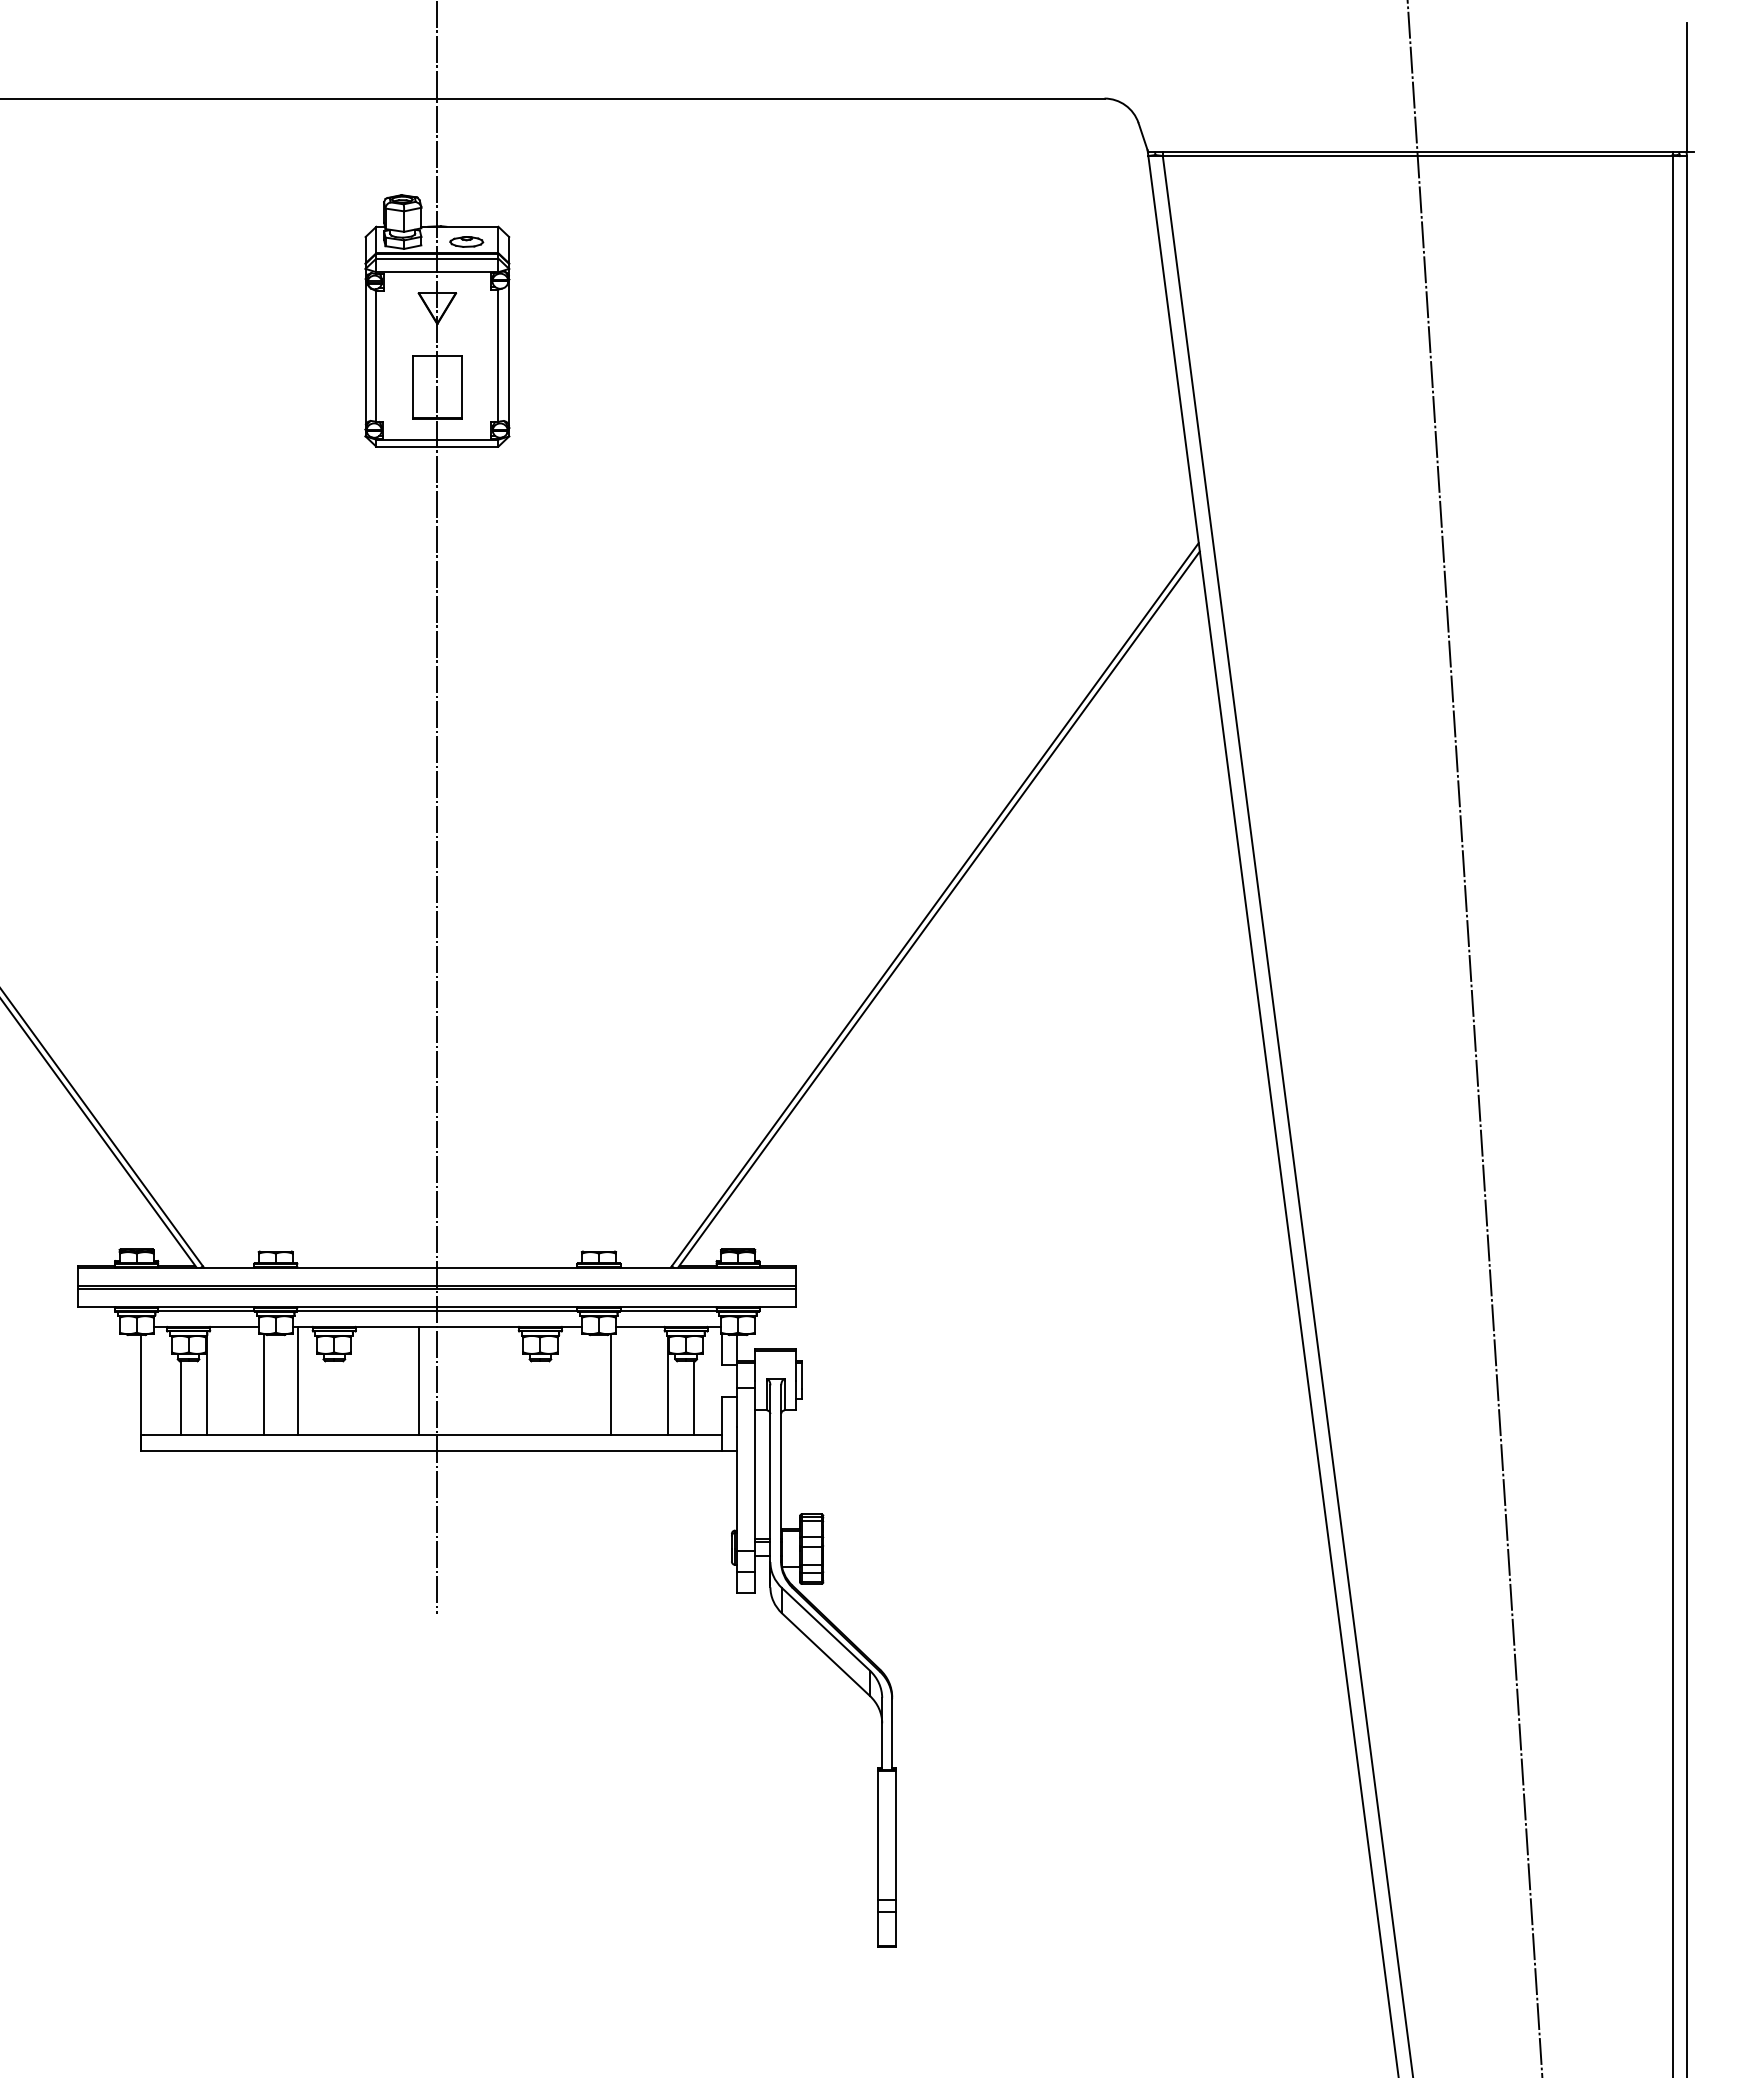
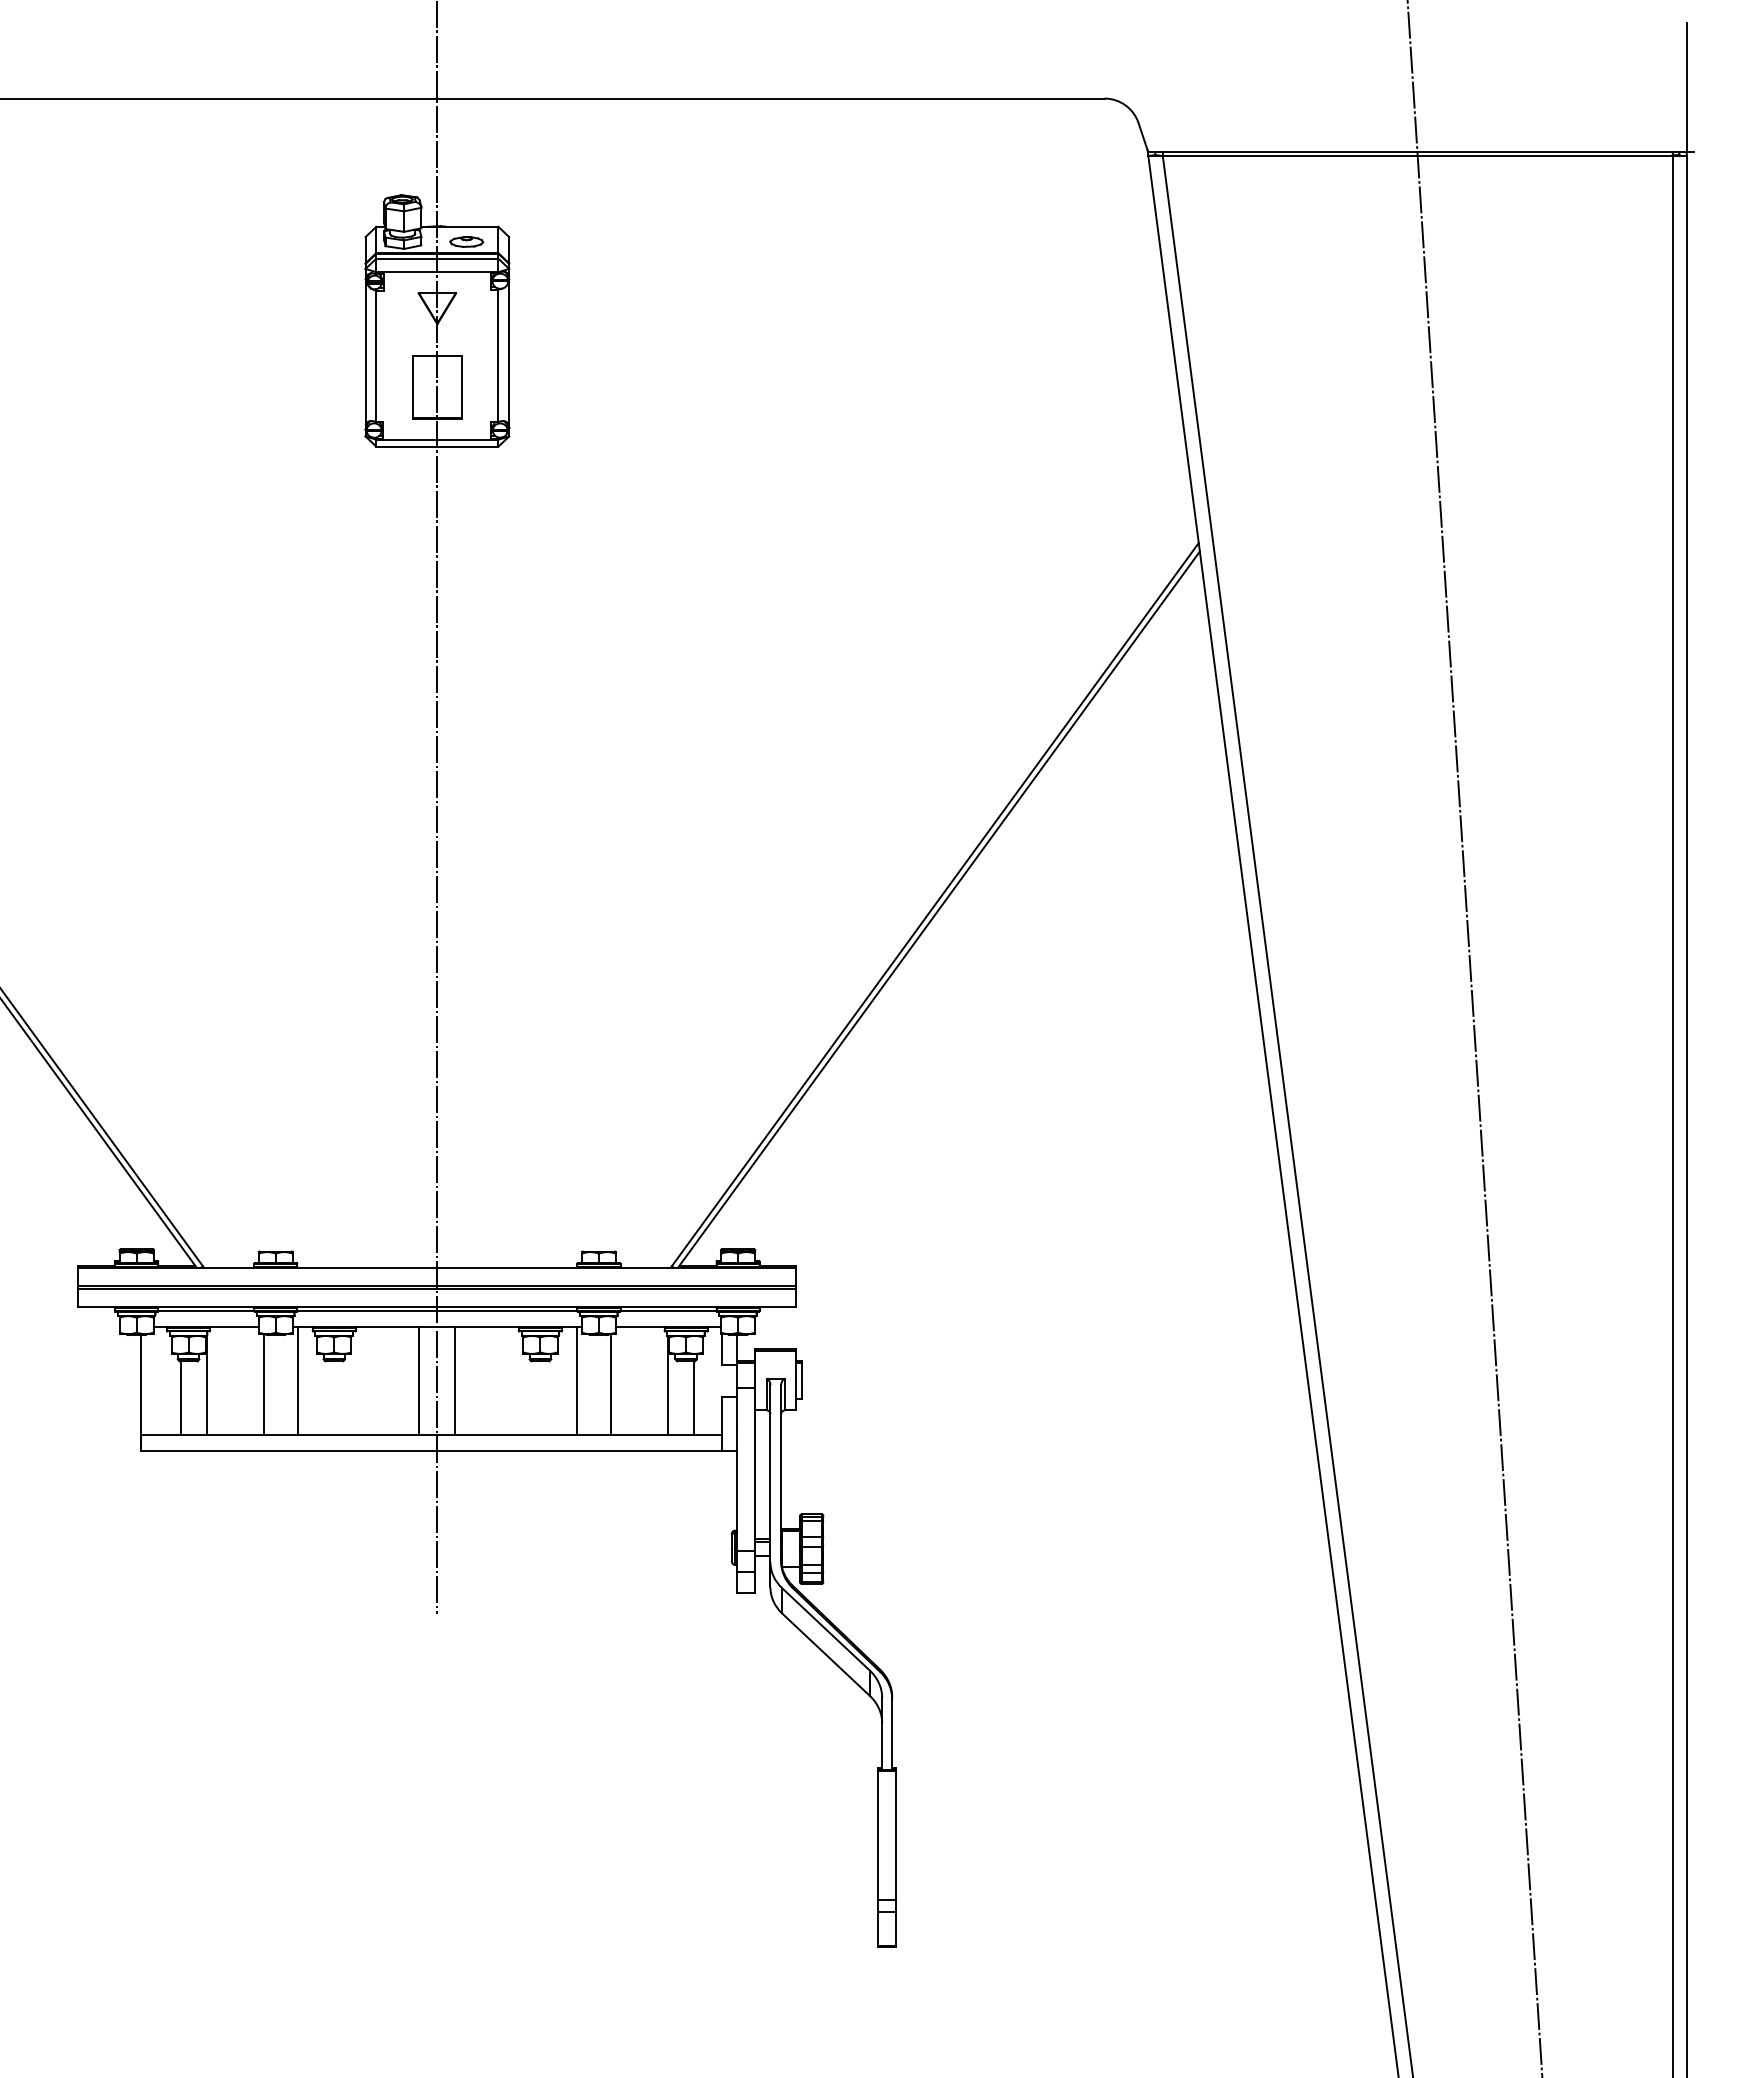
line: none -> present (455, 1380)
line: none -> present (576, 1380)
